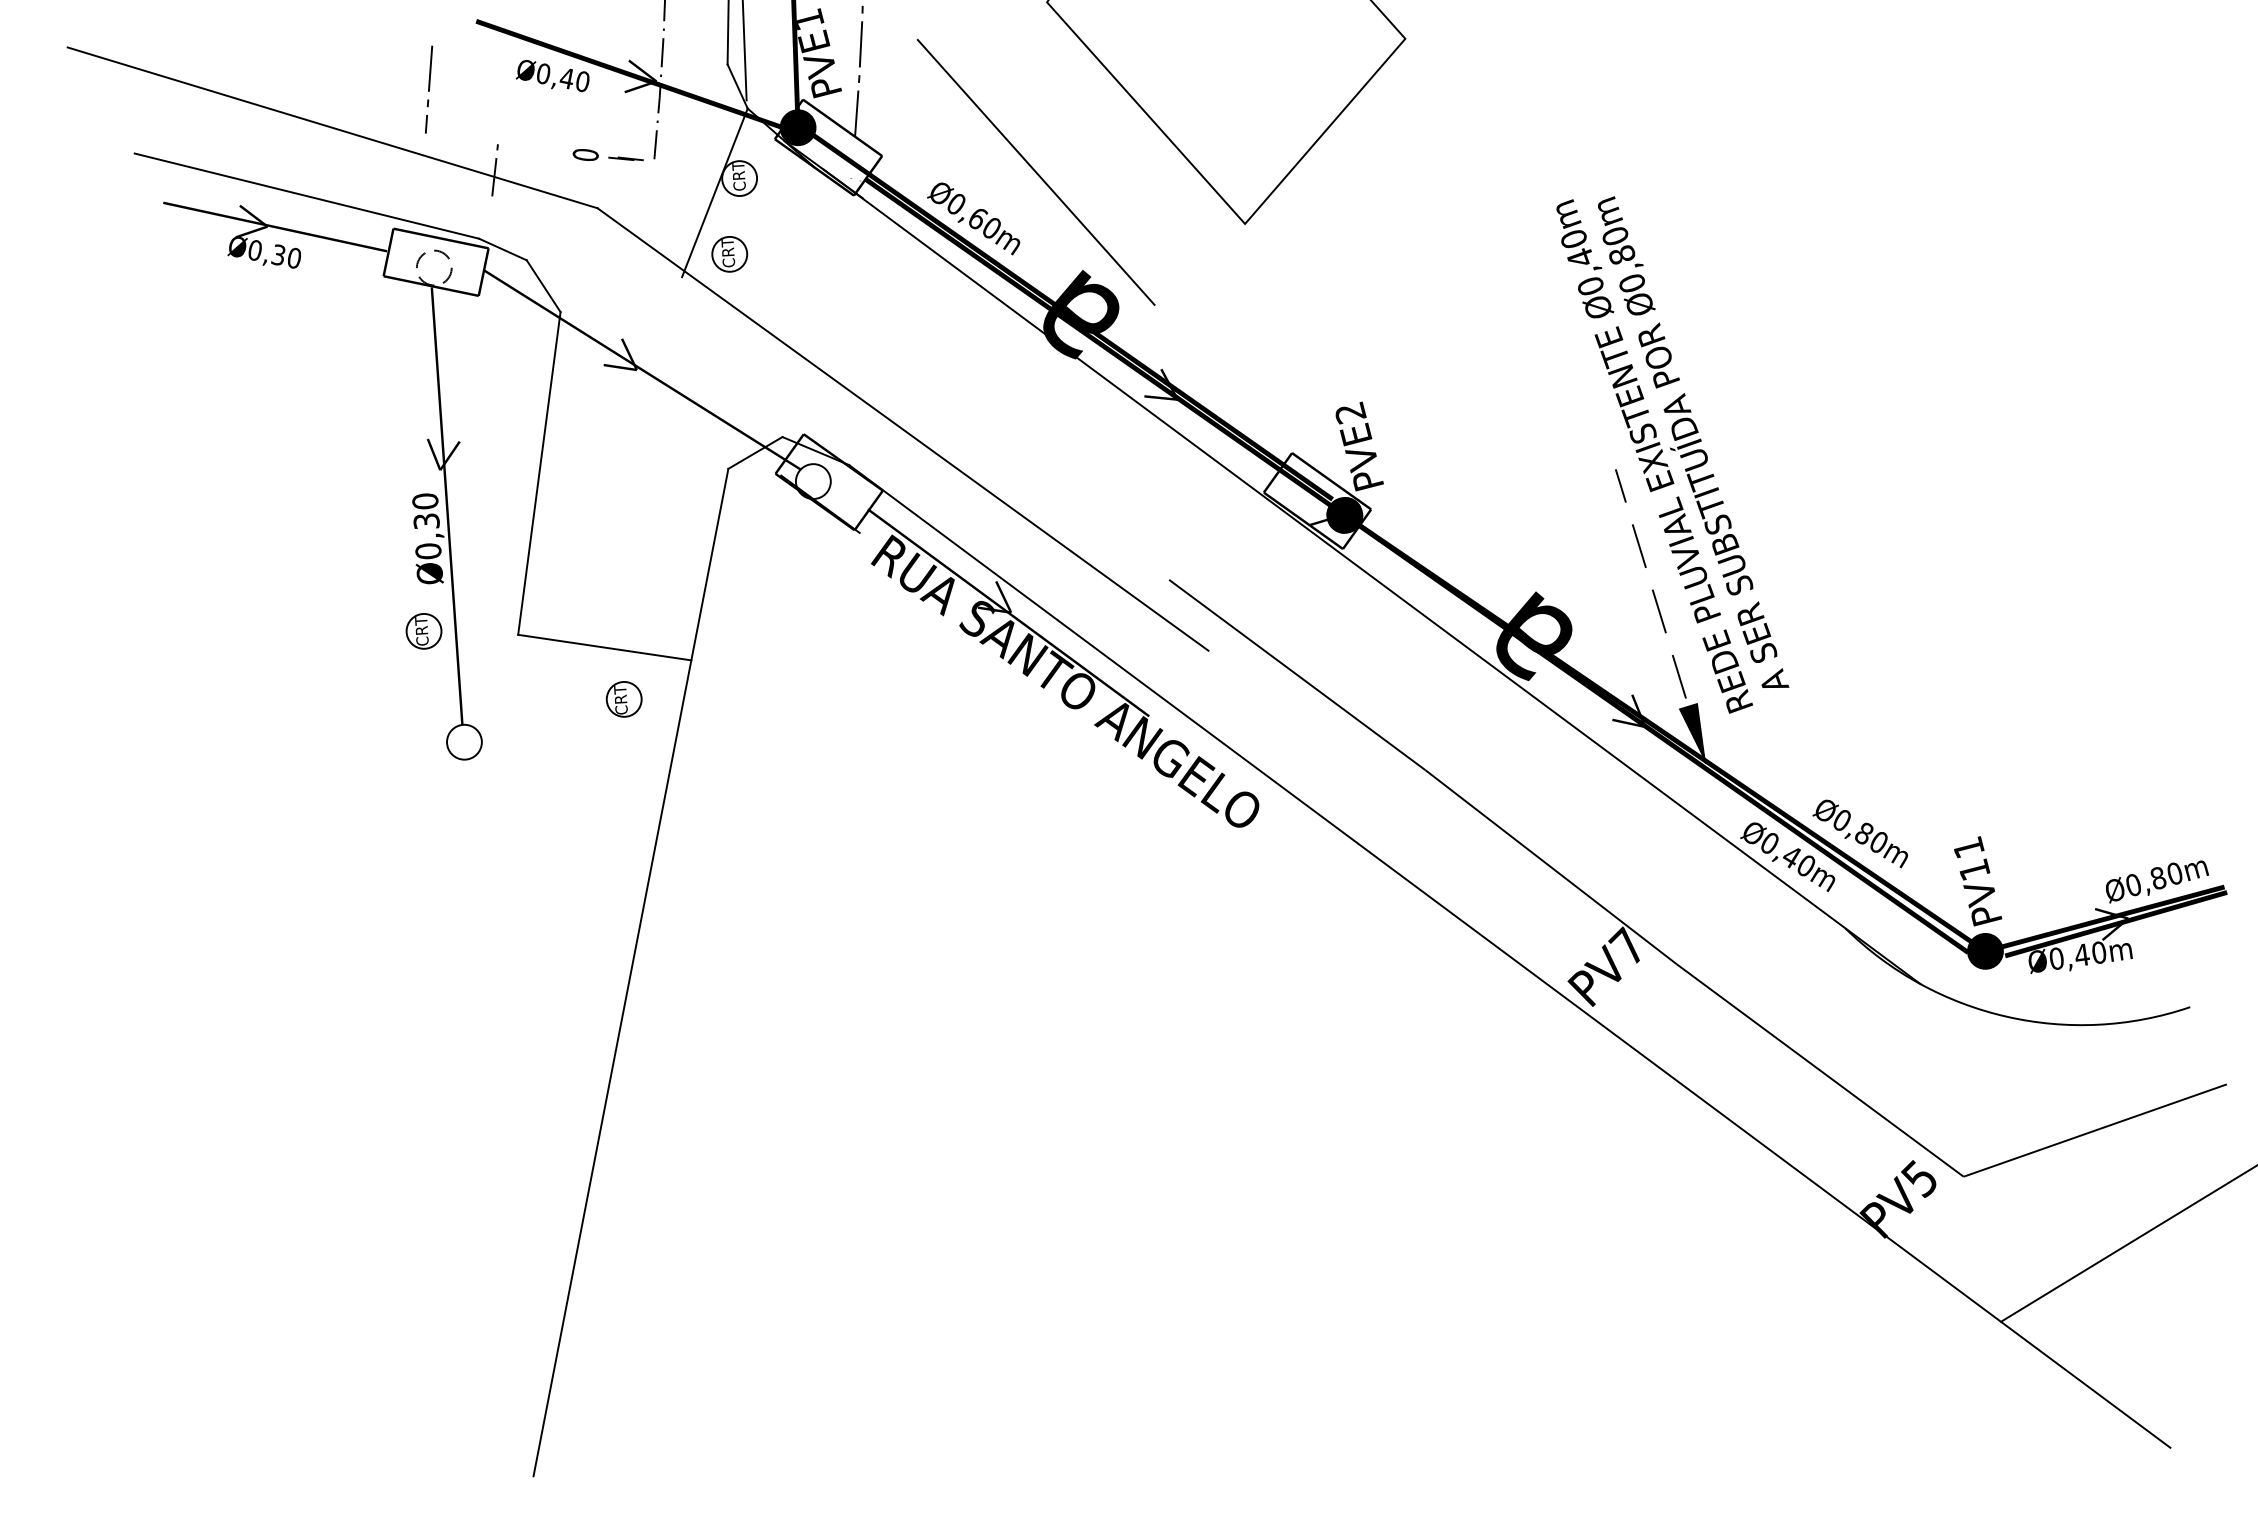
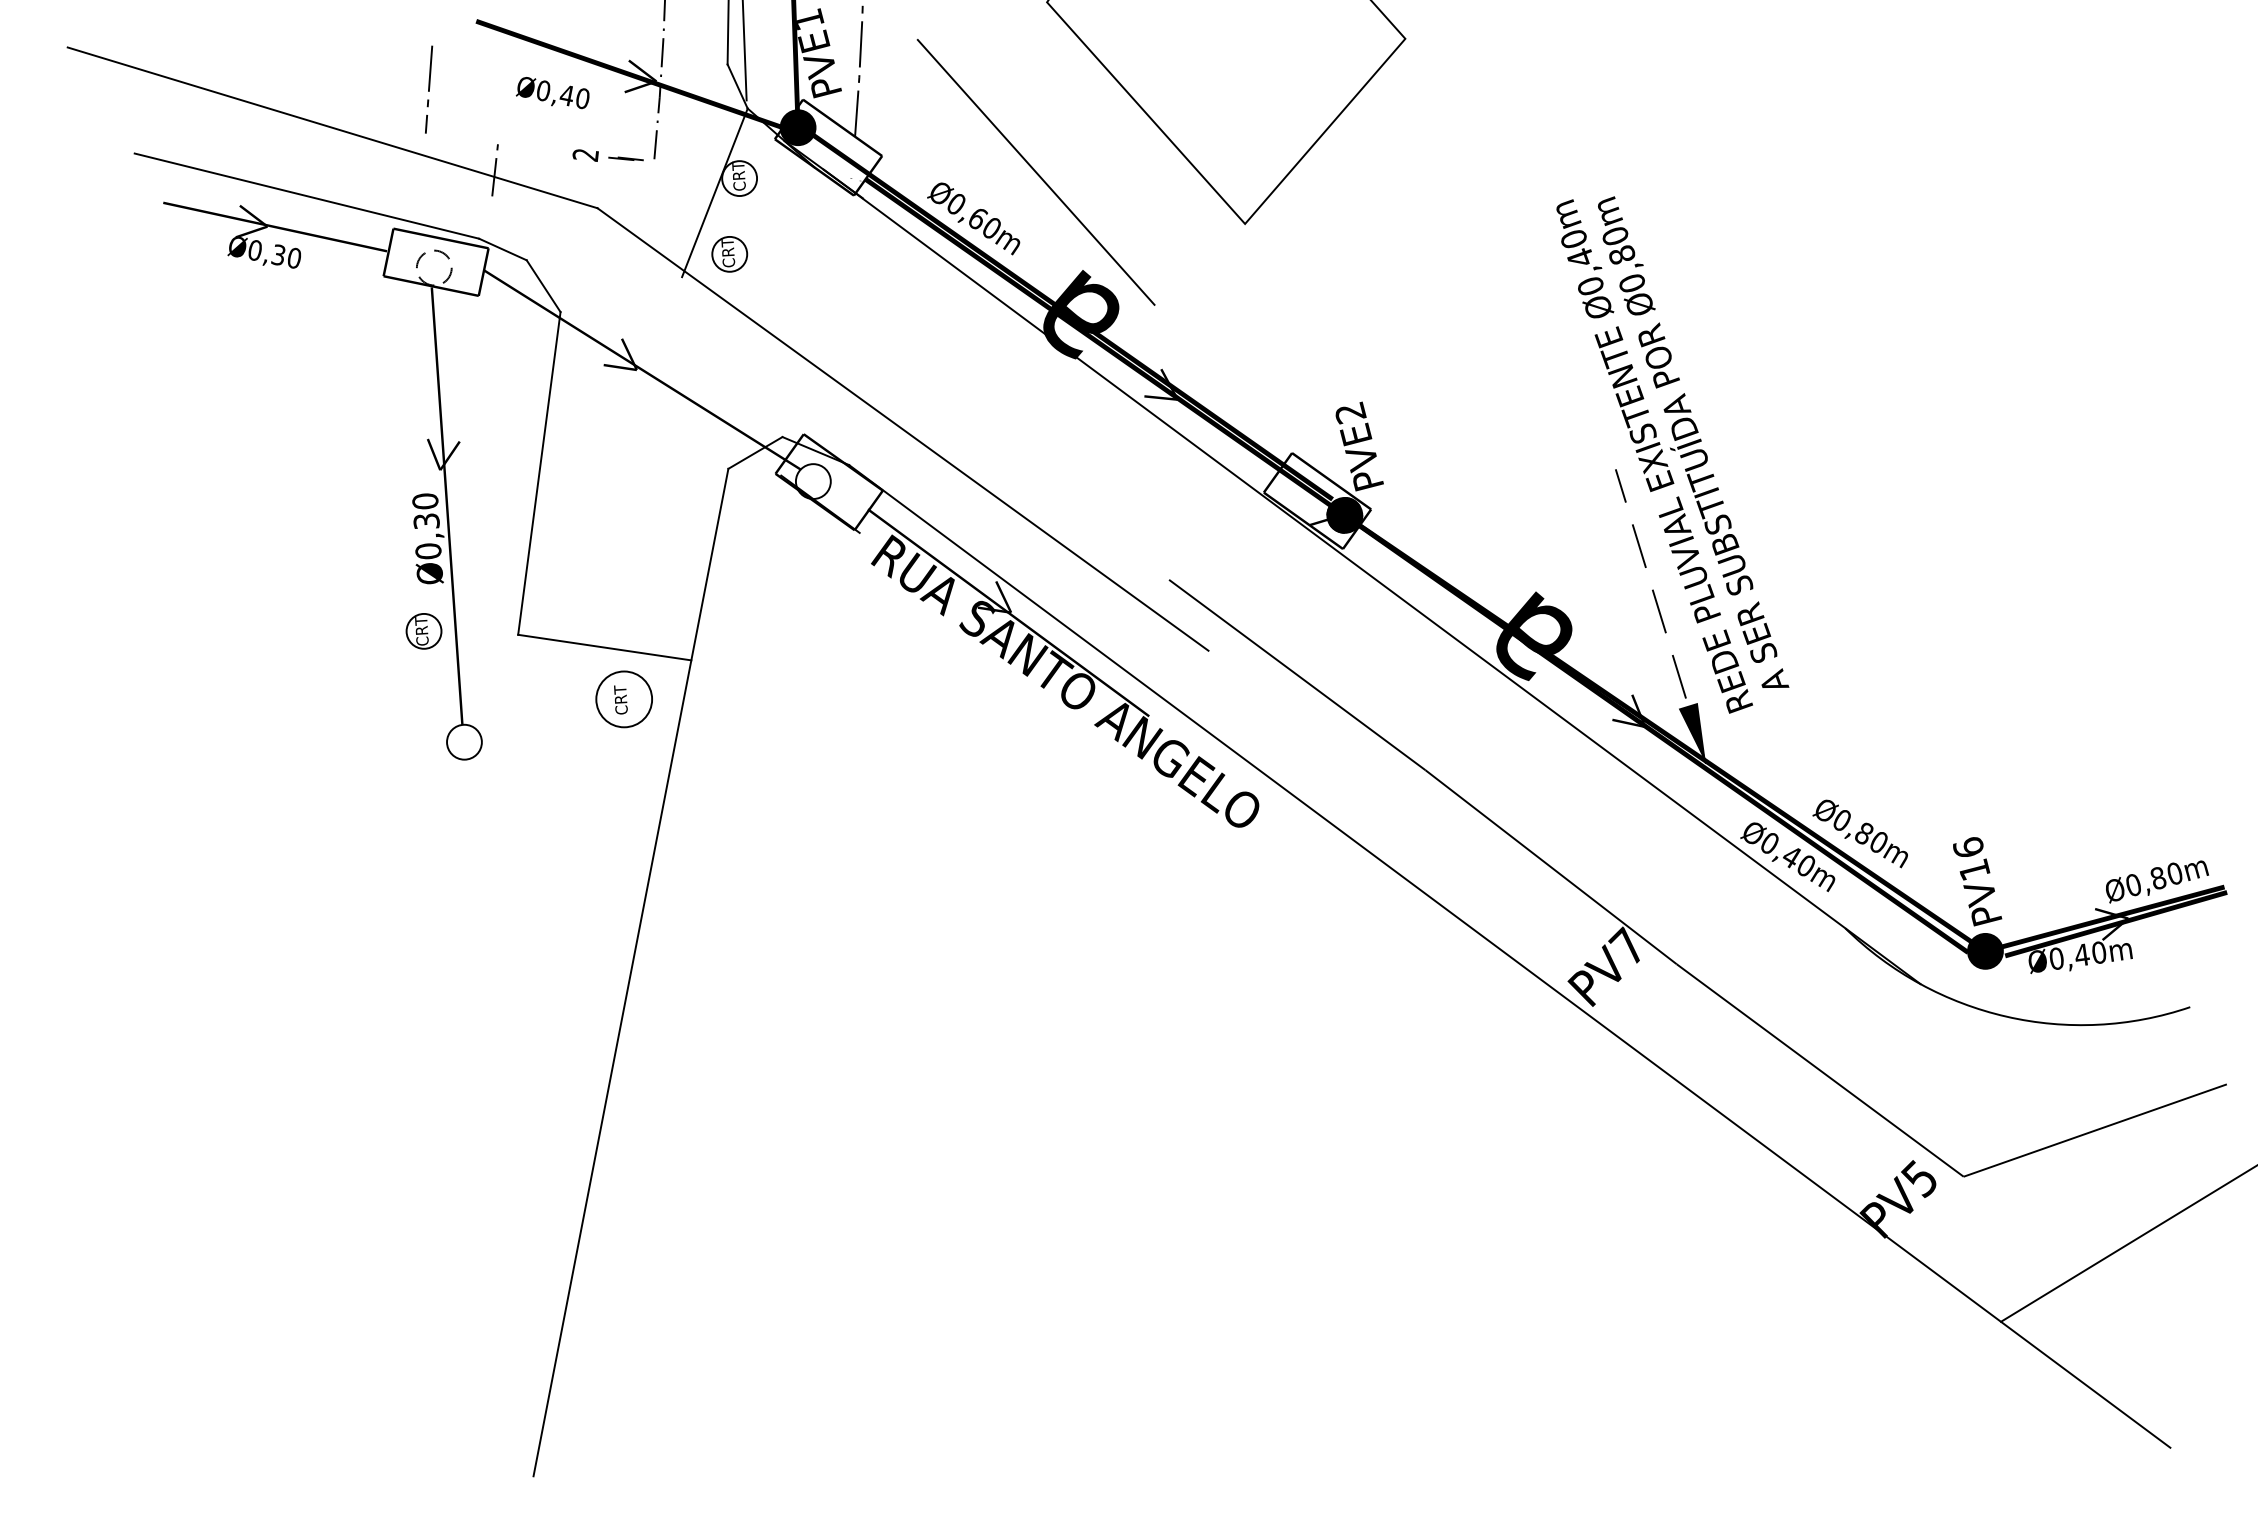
text position: (552, 76) -> (552, 93) (552, 93)
text: 0 -> 2 (585, 155)
circle diameter: 35 px -> 56 px (624, 699)
text: PV11 -> PV16 (1968, 847)
